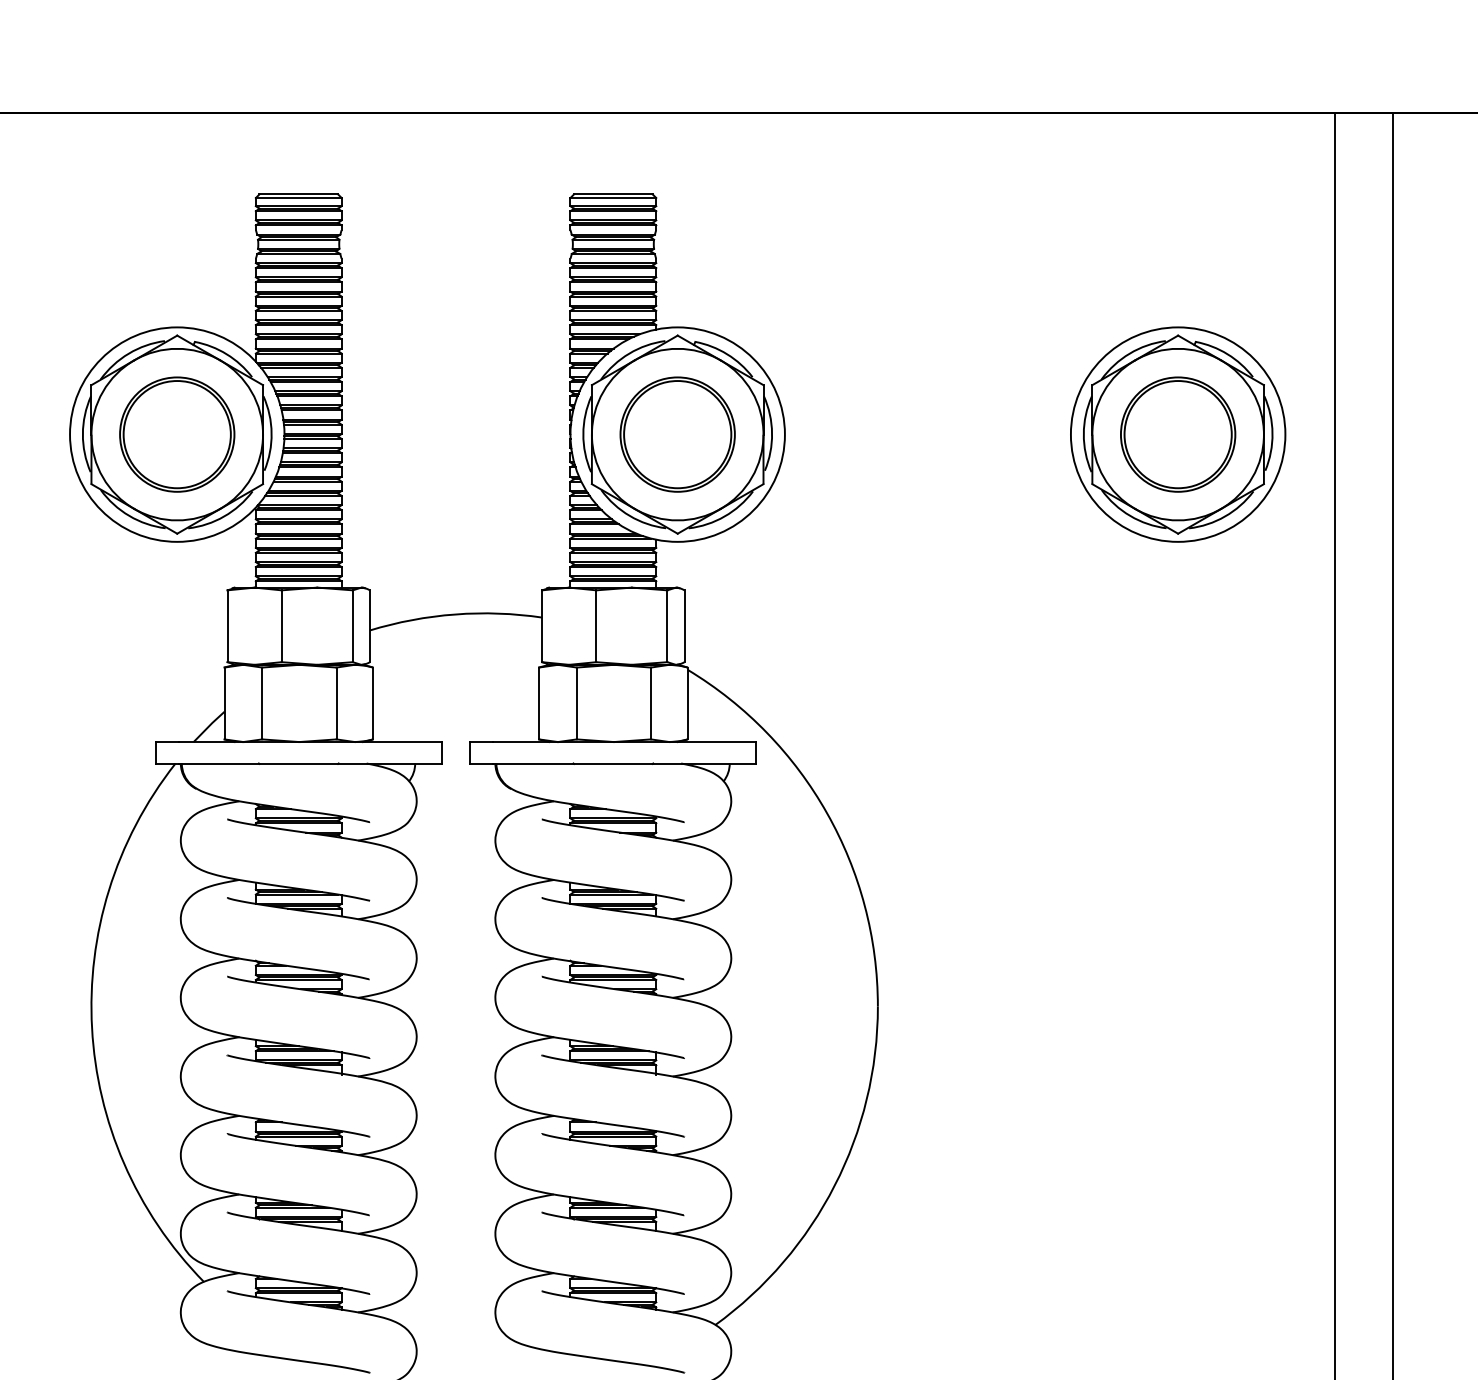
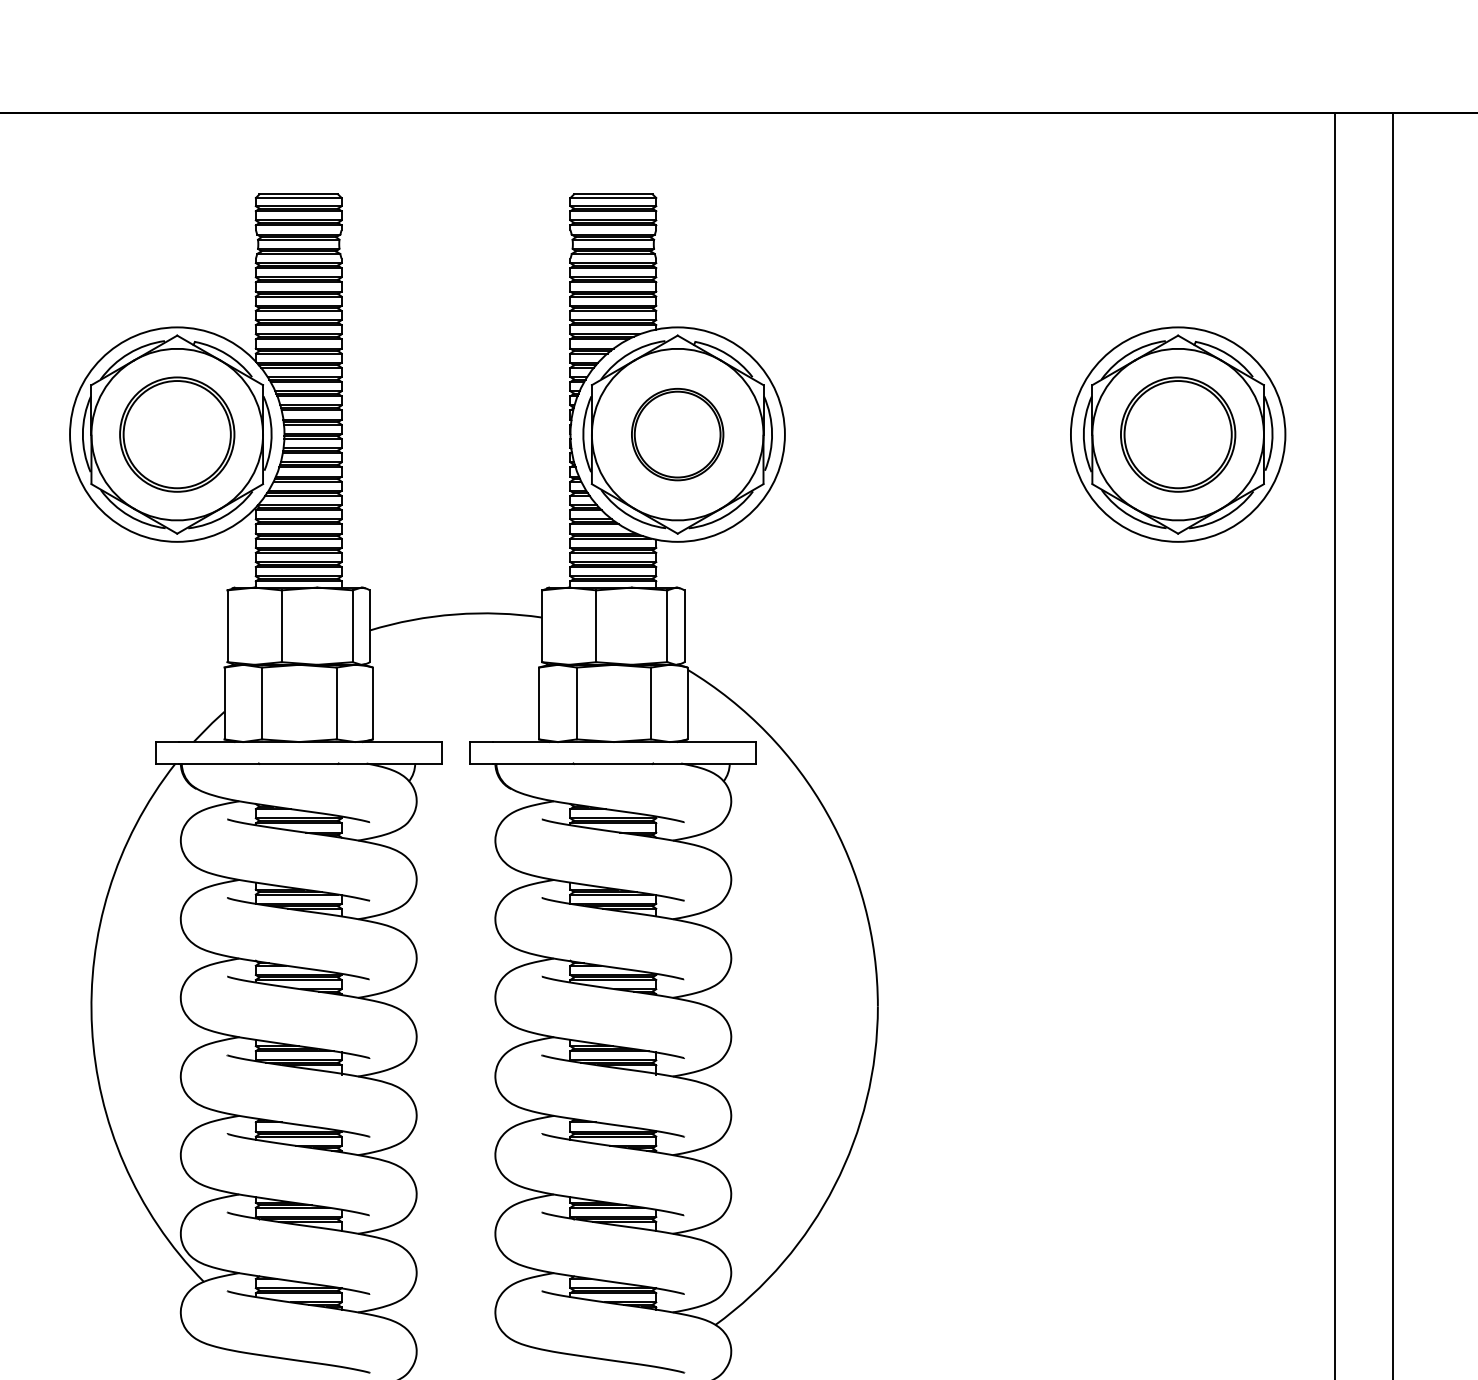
part size: 117x117 px -> 94x94 px (677, 434)
